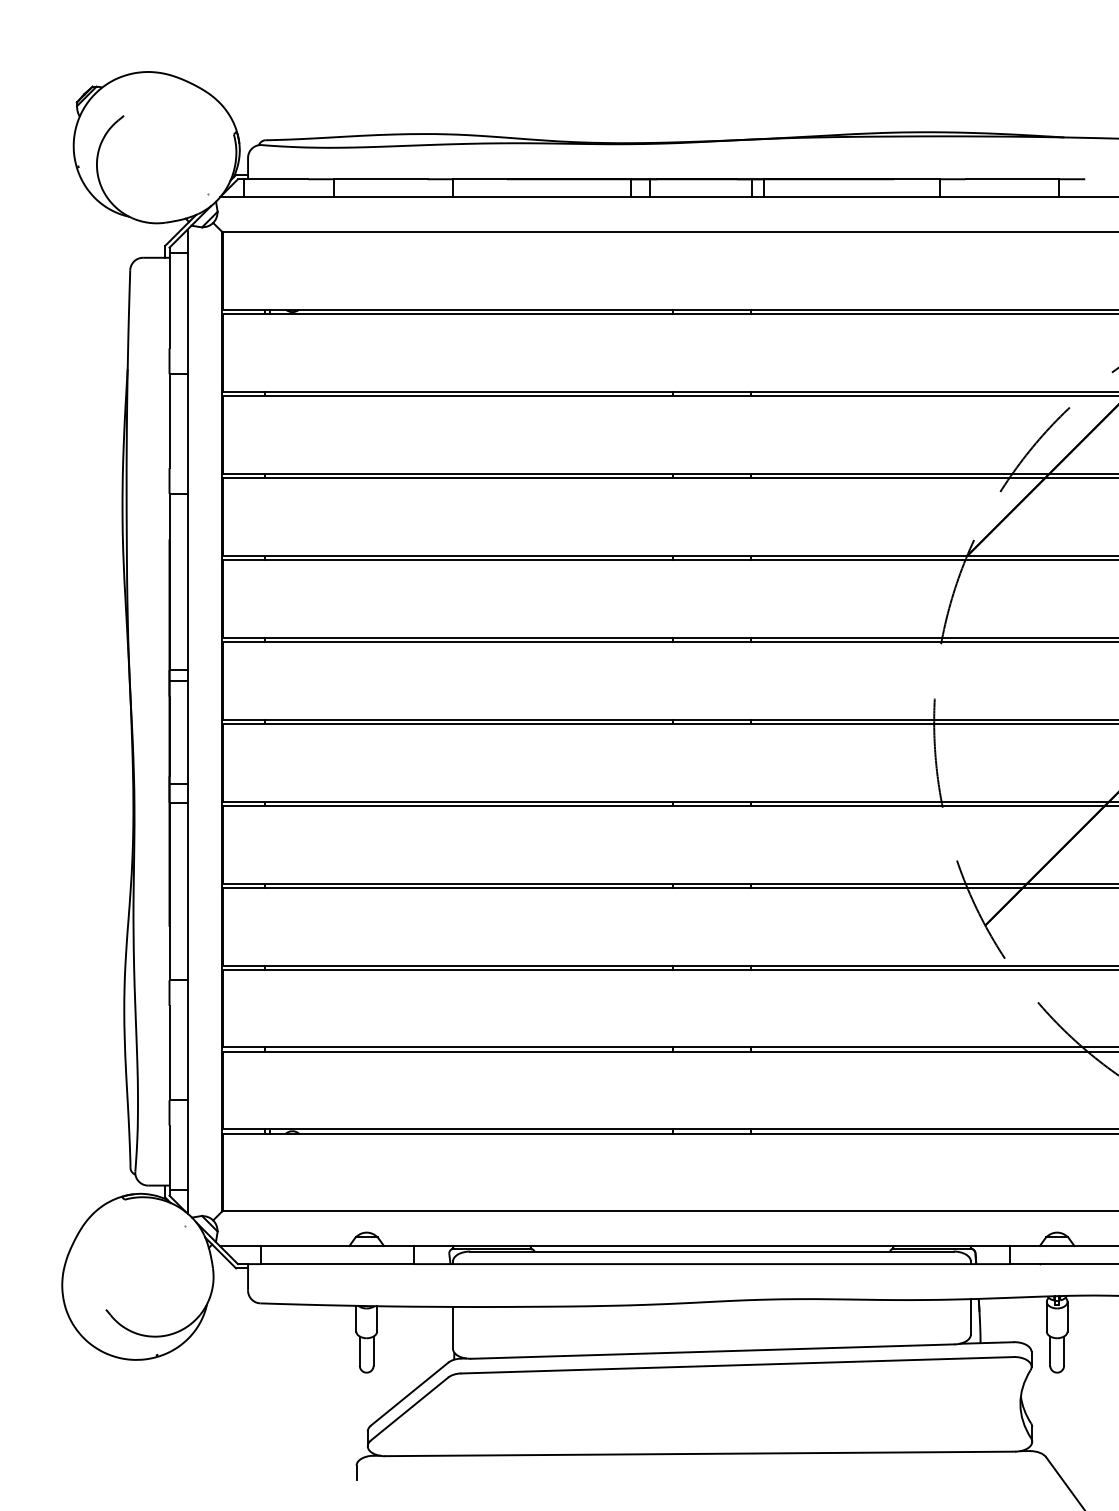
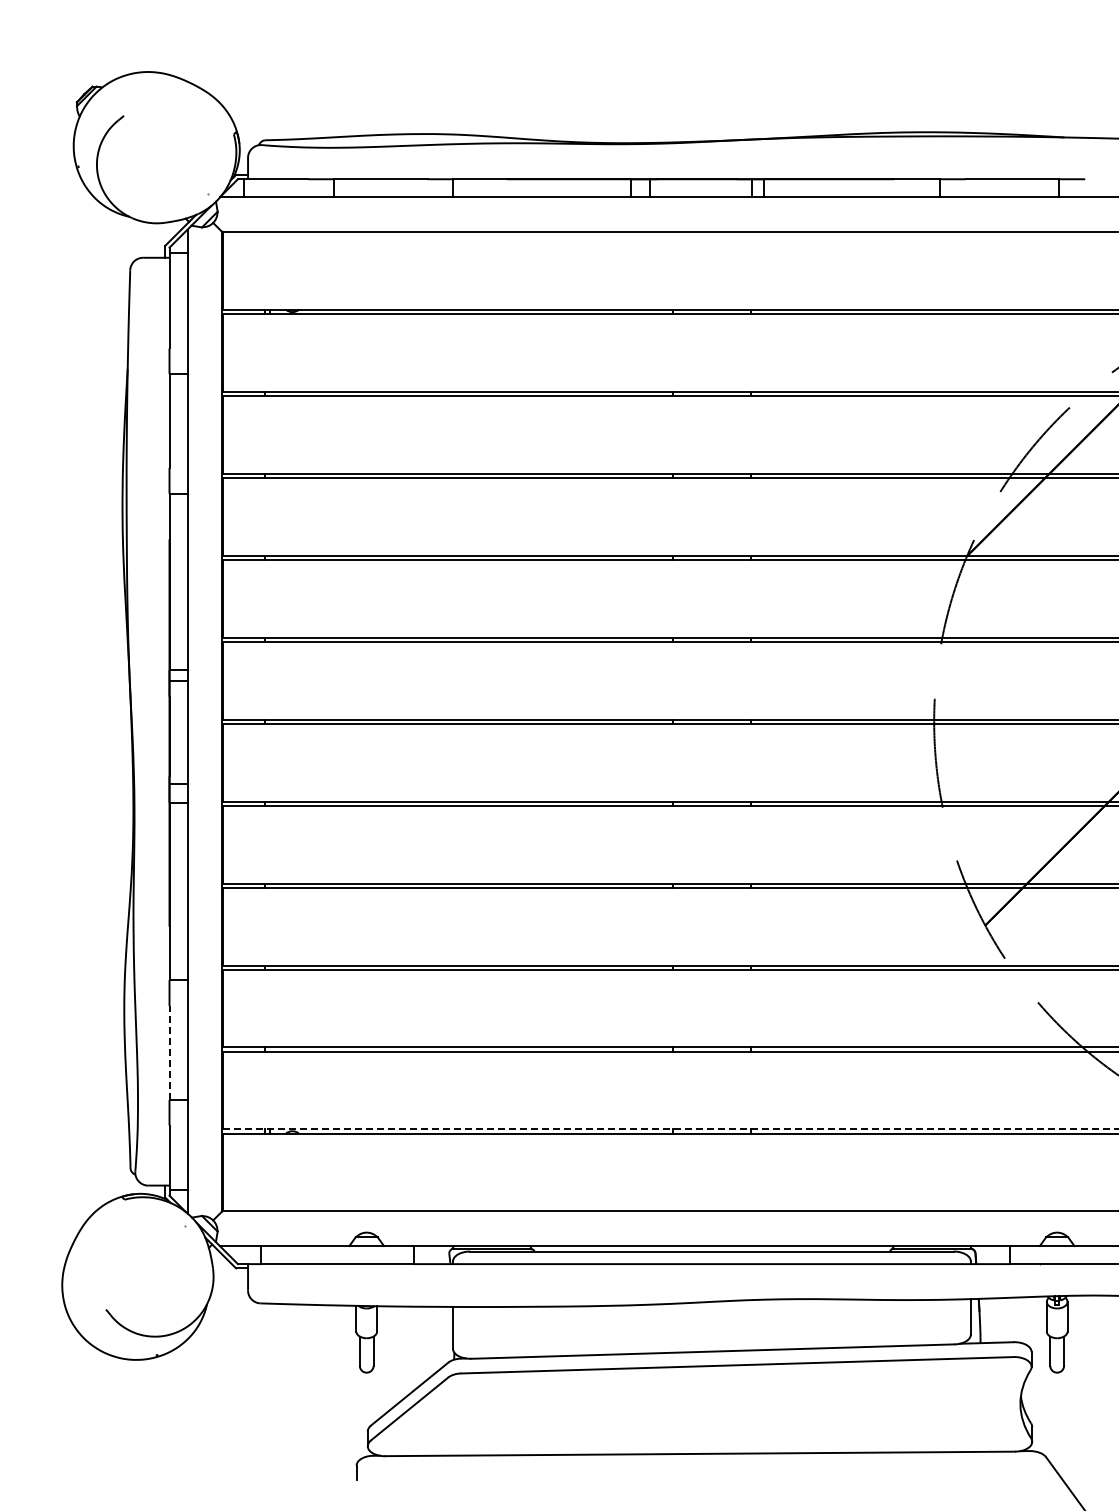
line: solid -> dashed (169, 1052)
line: solid -> dashed (670, 1129)
